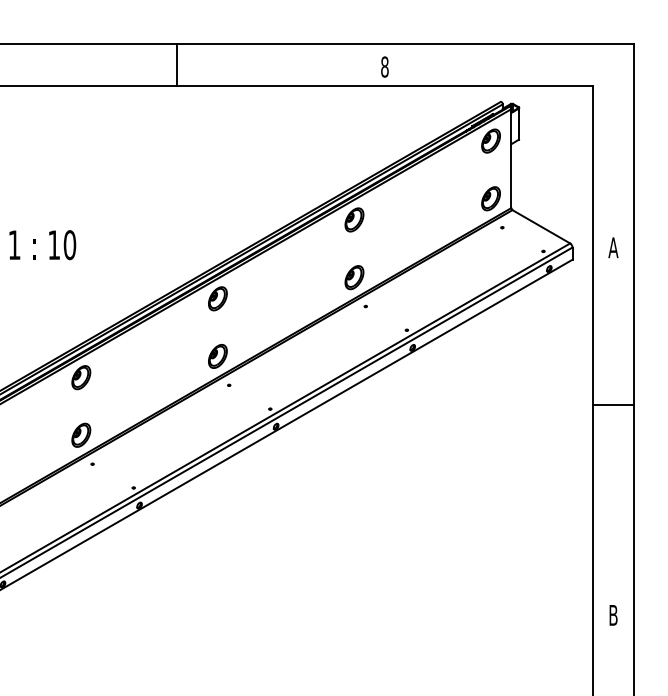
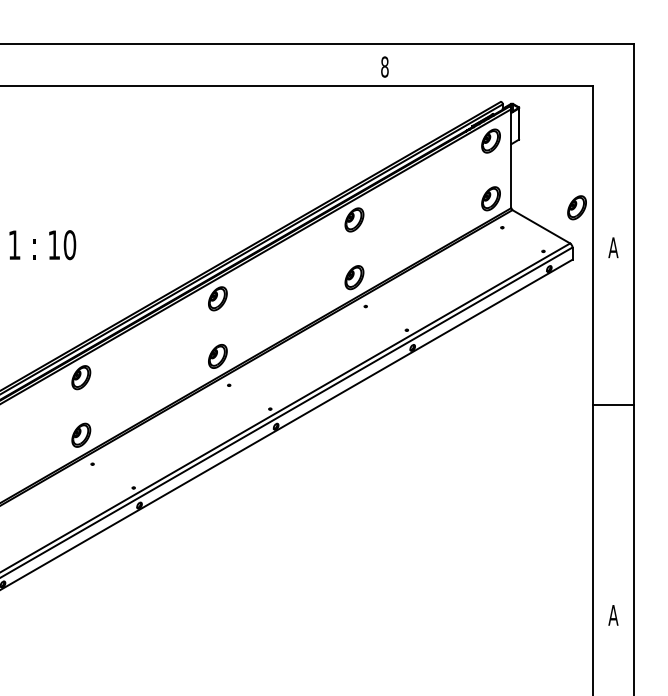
line: present -> none (177, 64)
part: none -> present (576, 207)
text: B -> A (613, 615)
